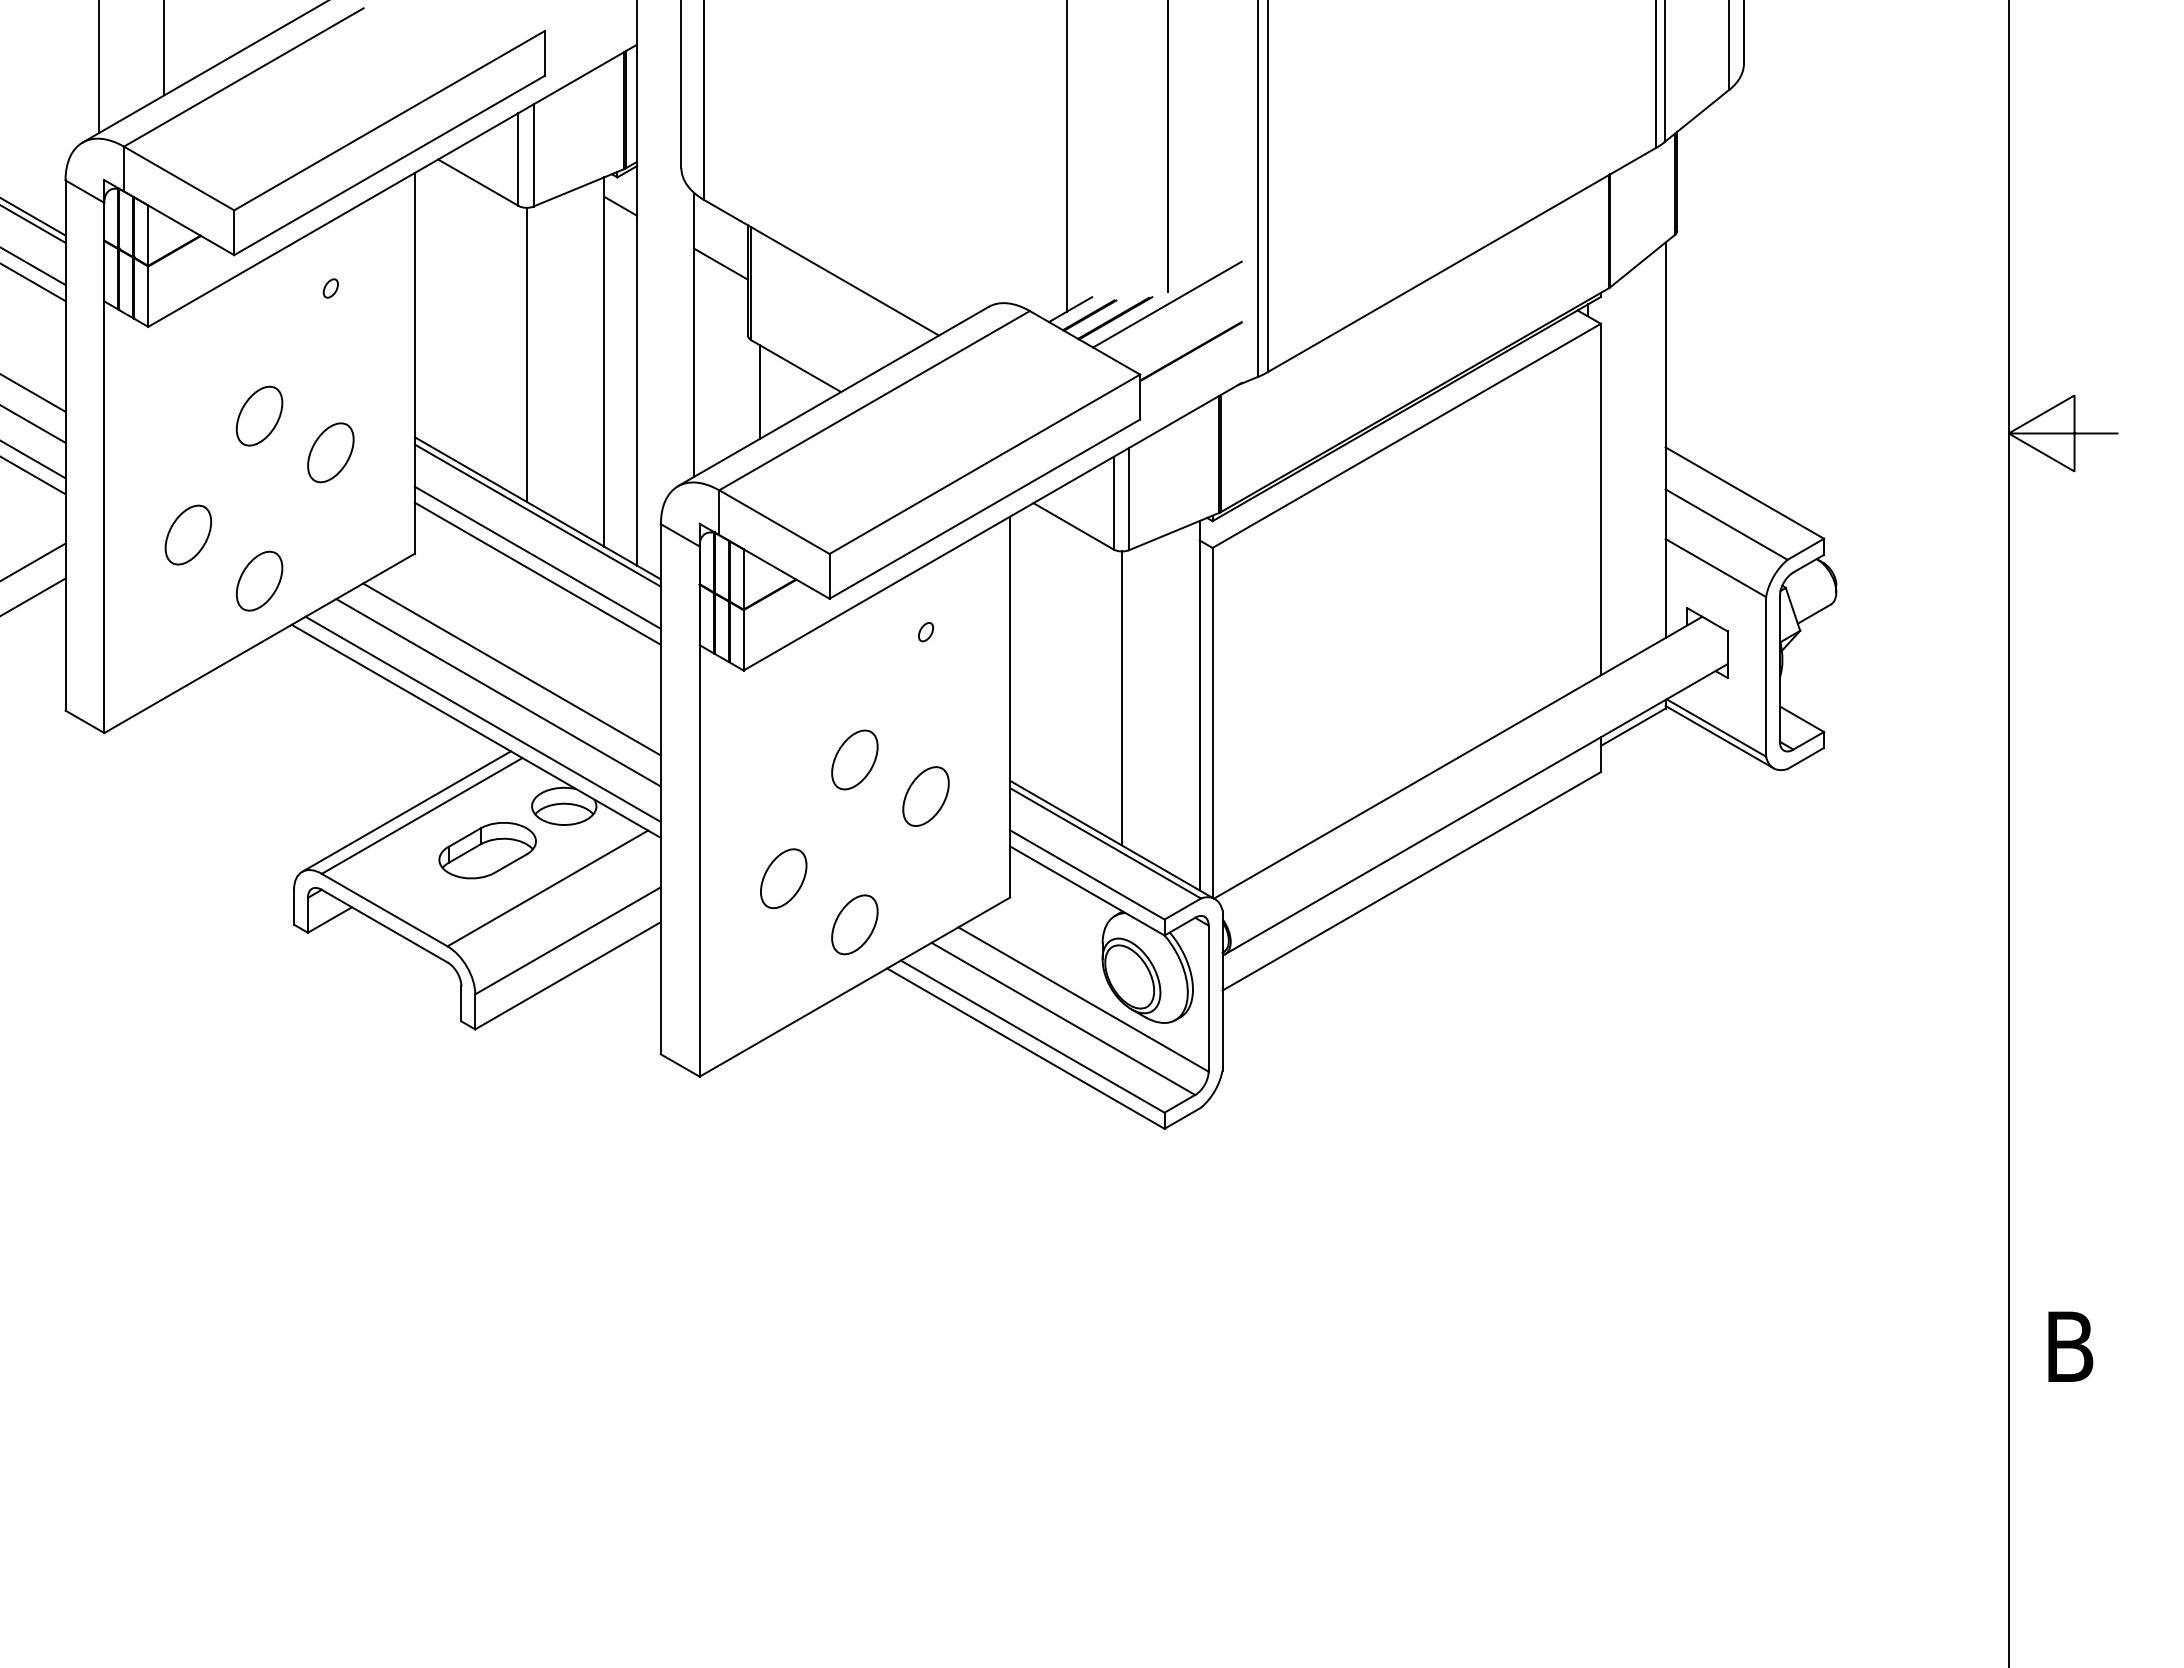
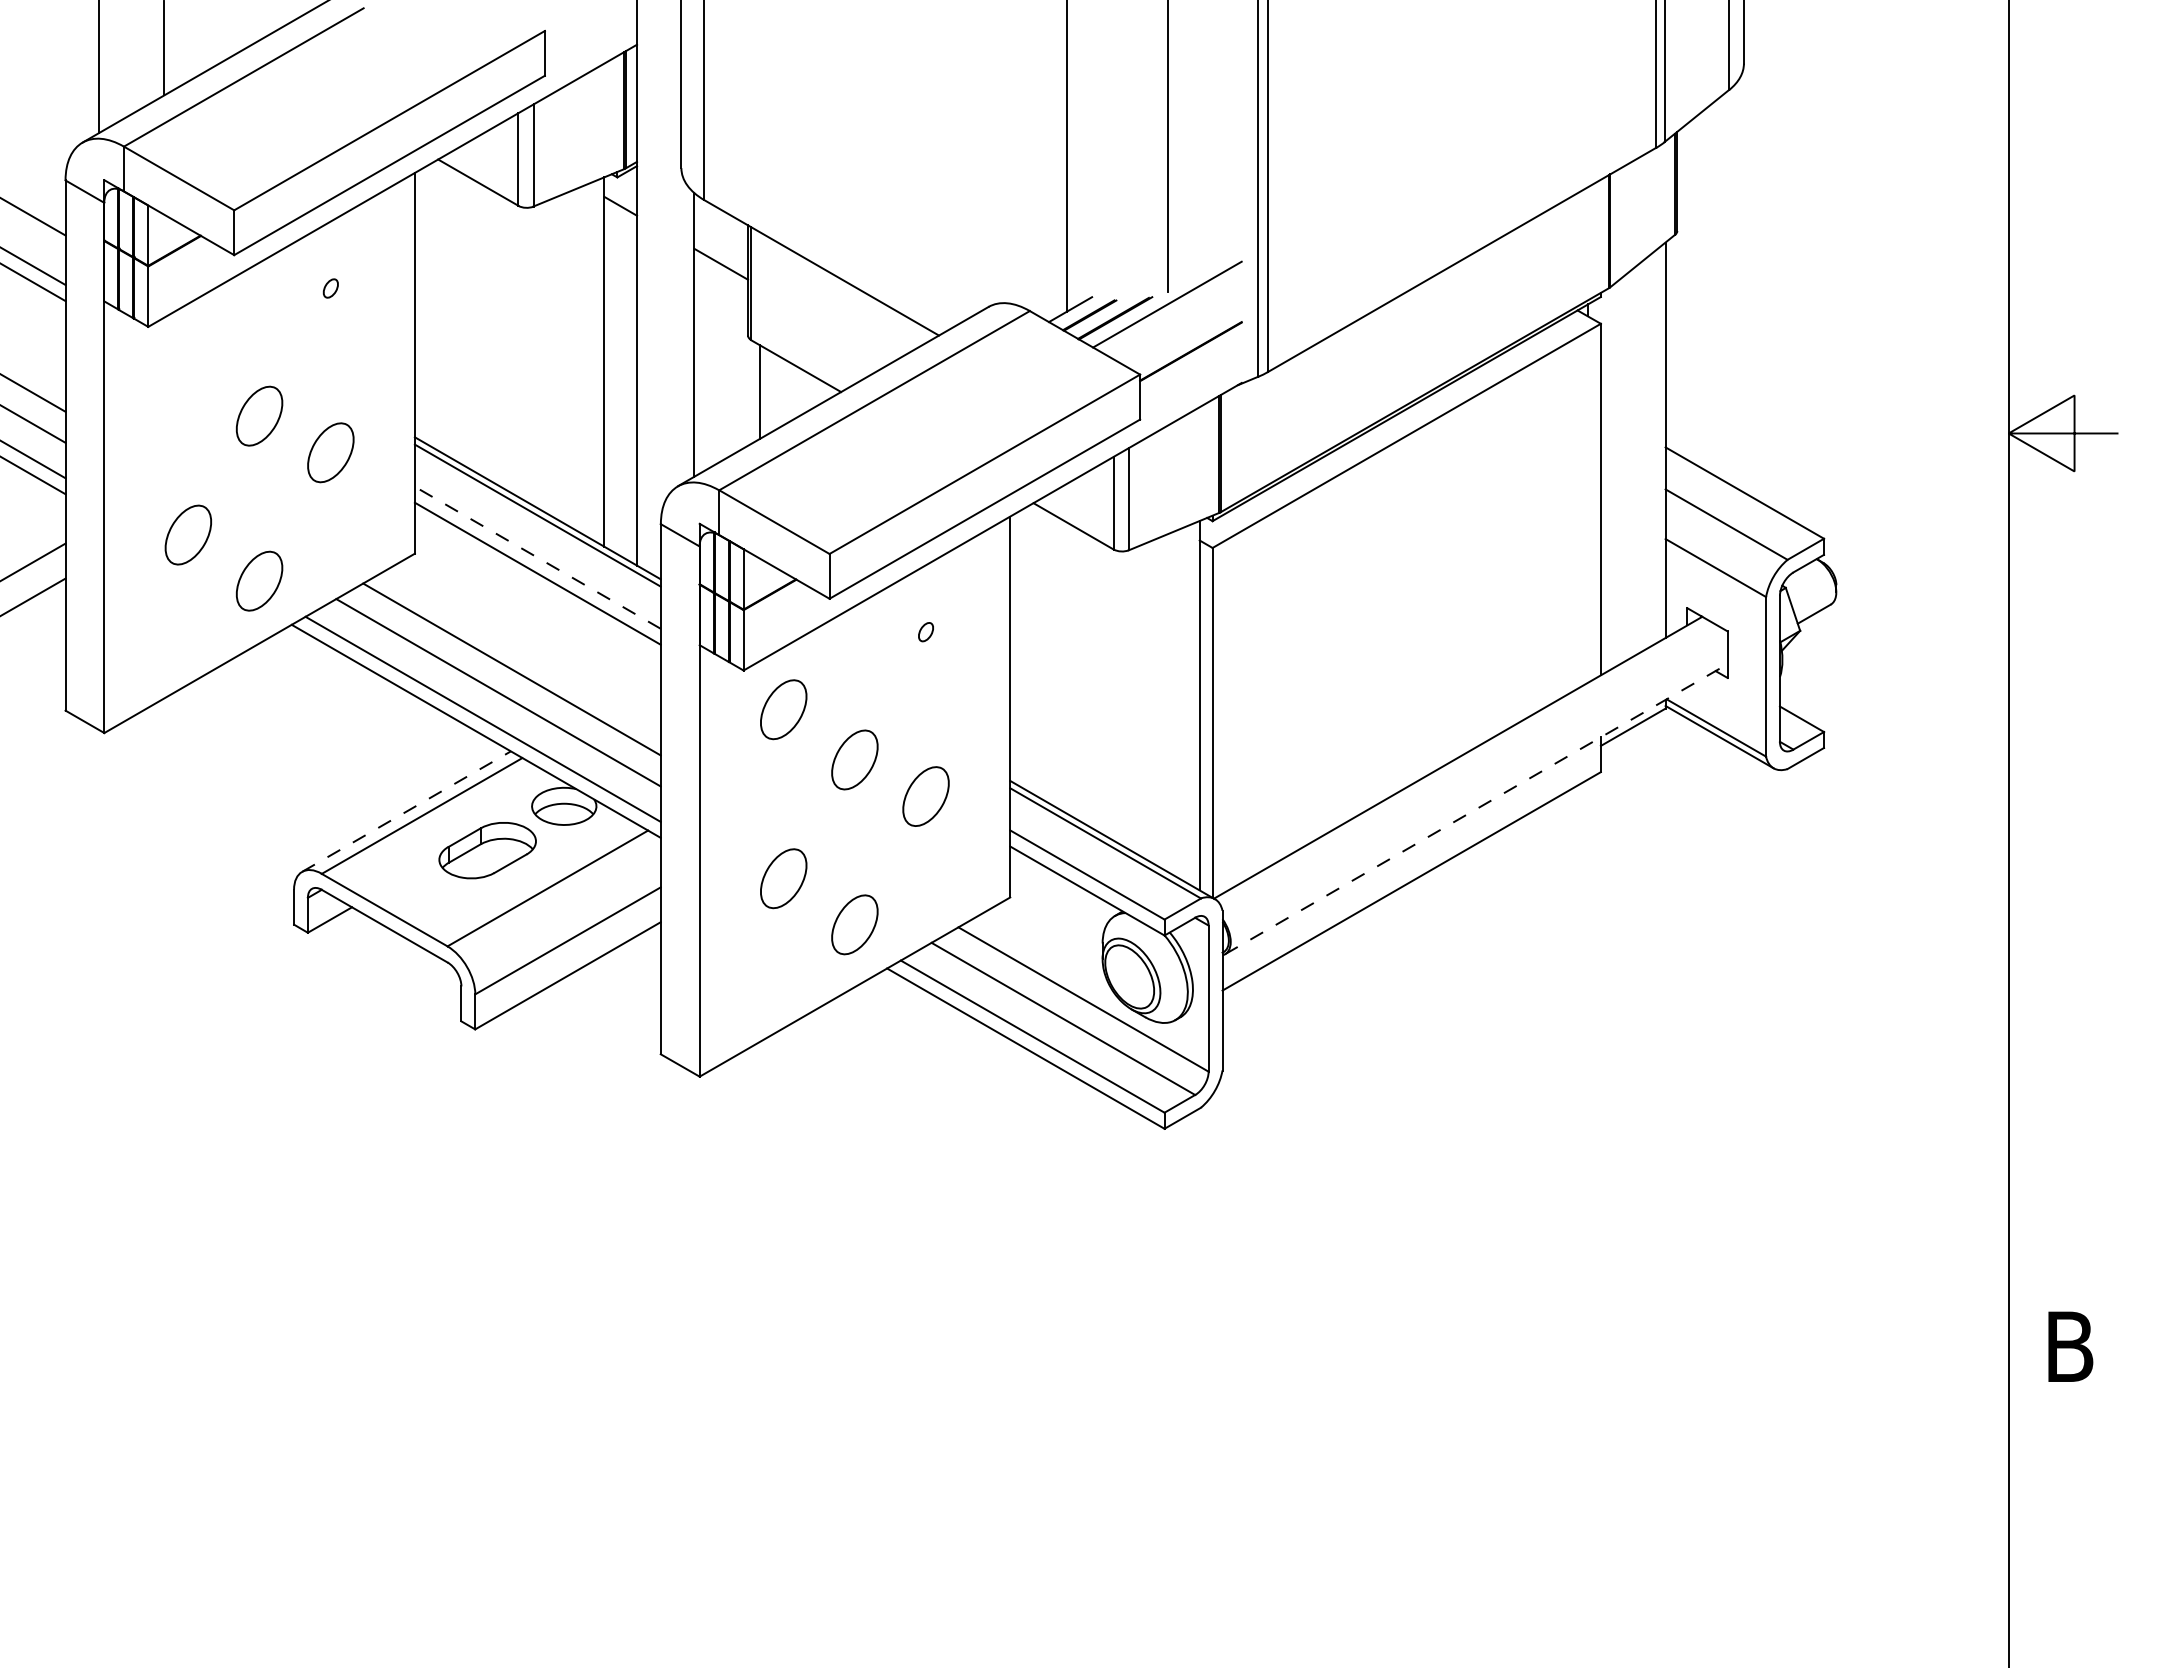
line: present -> none (33, 224)
line: present -> none (526, 354)
line: solid -> dashed (537, 557)
line: present -> none (1122, 698)
part: none -> present (783, 709)
line: solid -> dashed (1476, 808)
line: solid -> dashed (406, 811)
